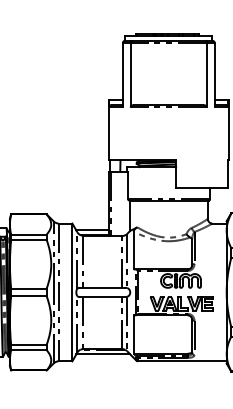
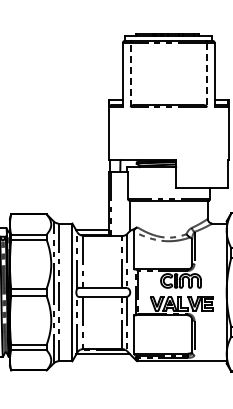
line: solid -> dashed (130, 74)
line: solid -> dashed (206, 75)
